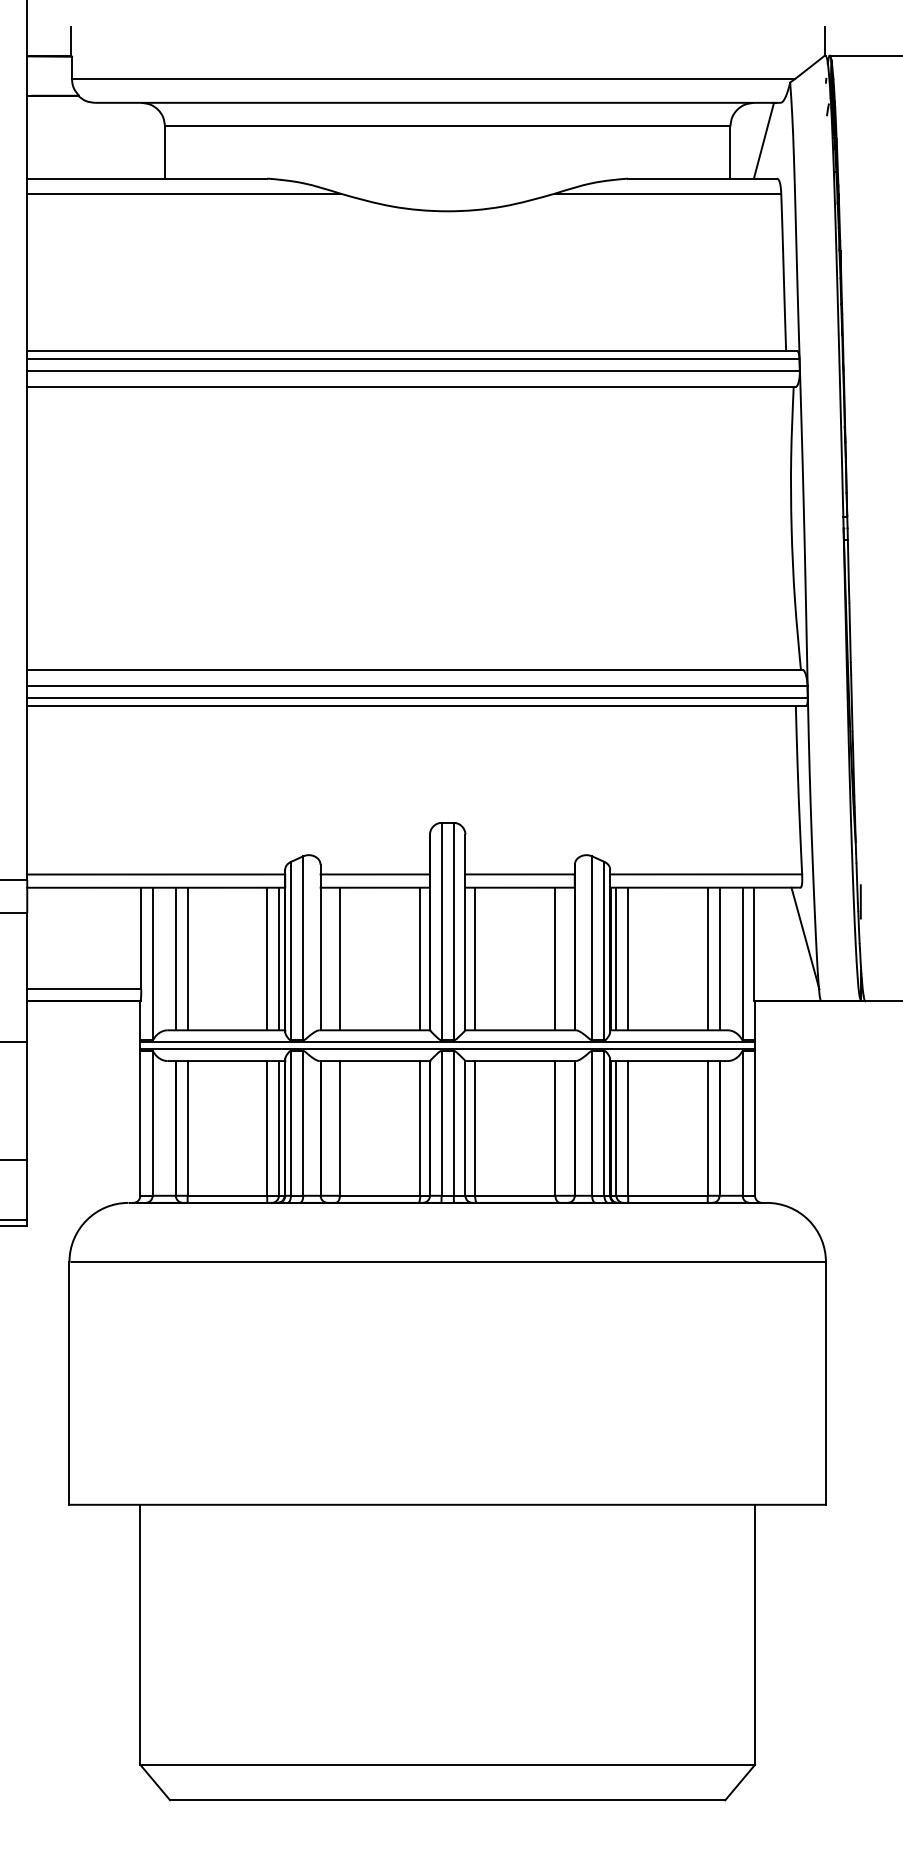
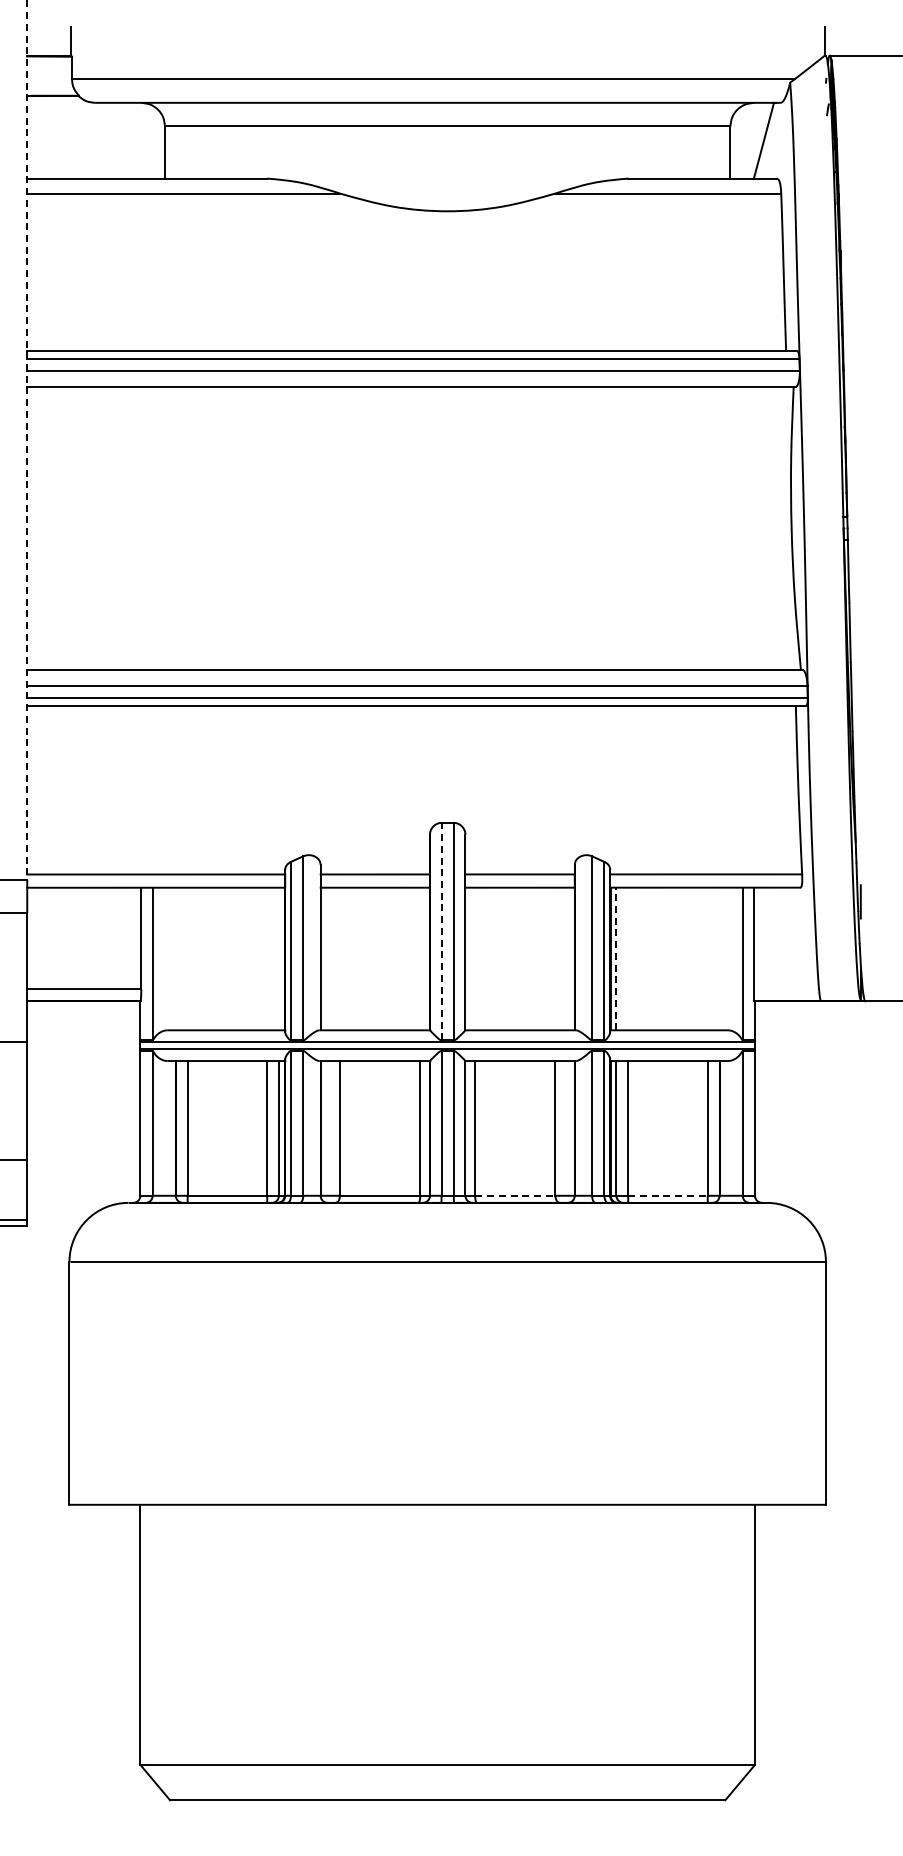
line: solid -> dashed (27, 440)
line: solid -> dashed (441, 931)
line: present -> none (805, 938)
line: present -> none (175, 958)
line: present -> none (187, 958)
line: present -> none (267, 958)
line: present -> none (278, 958)
line: present -> none (339, 958)
line: present -> none (420, 958)
line: present -> none (475, 958)
line: present -> none (555, 958)
line: solid -> dashed (616, 958)
line: present -> none (628, 958)
line: present -> none (707, 958)
line: present -> none (719, 958)
line: solid -> dashed (515, 1195)
line: solid -> dashed (667, 1195)
